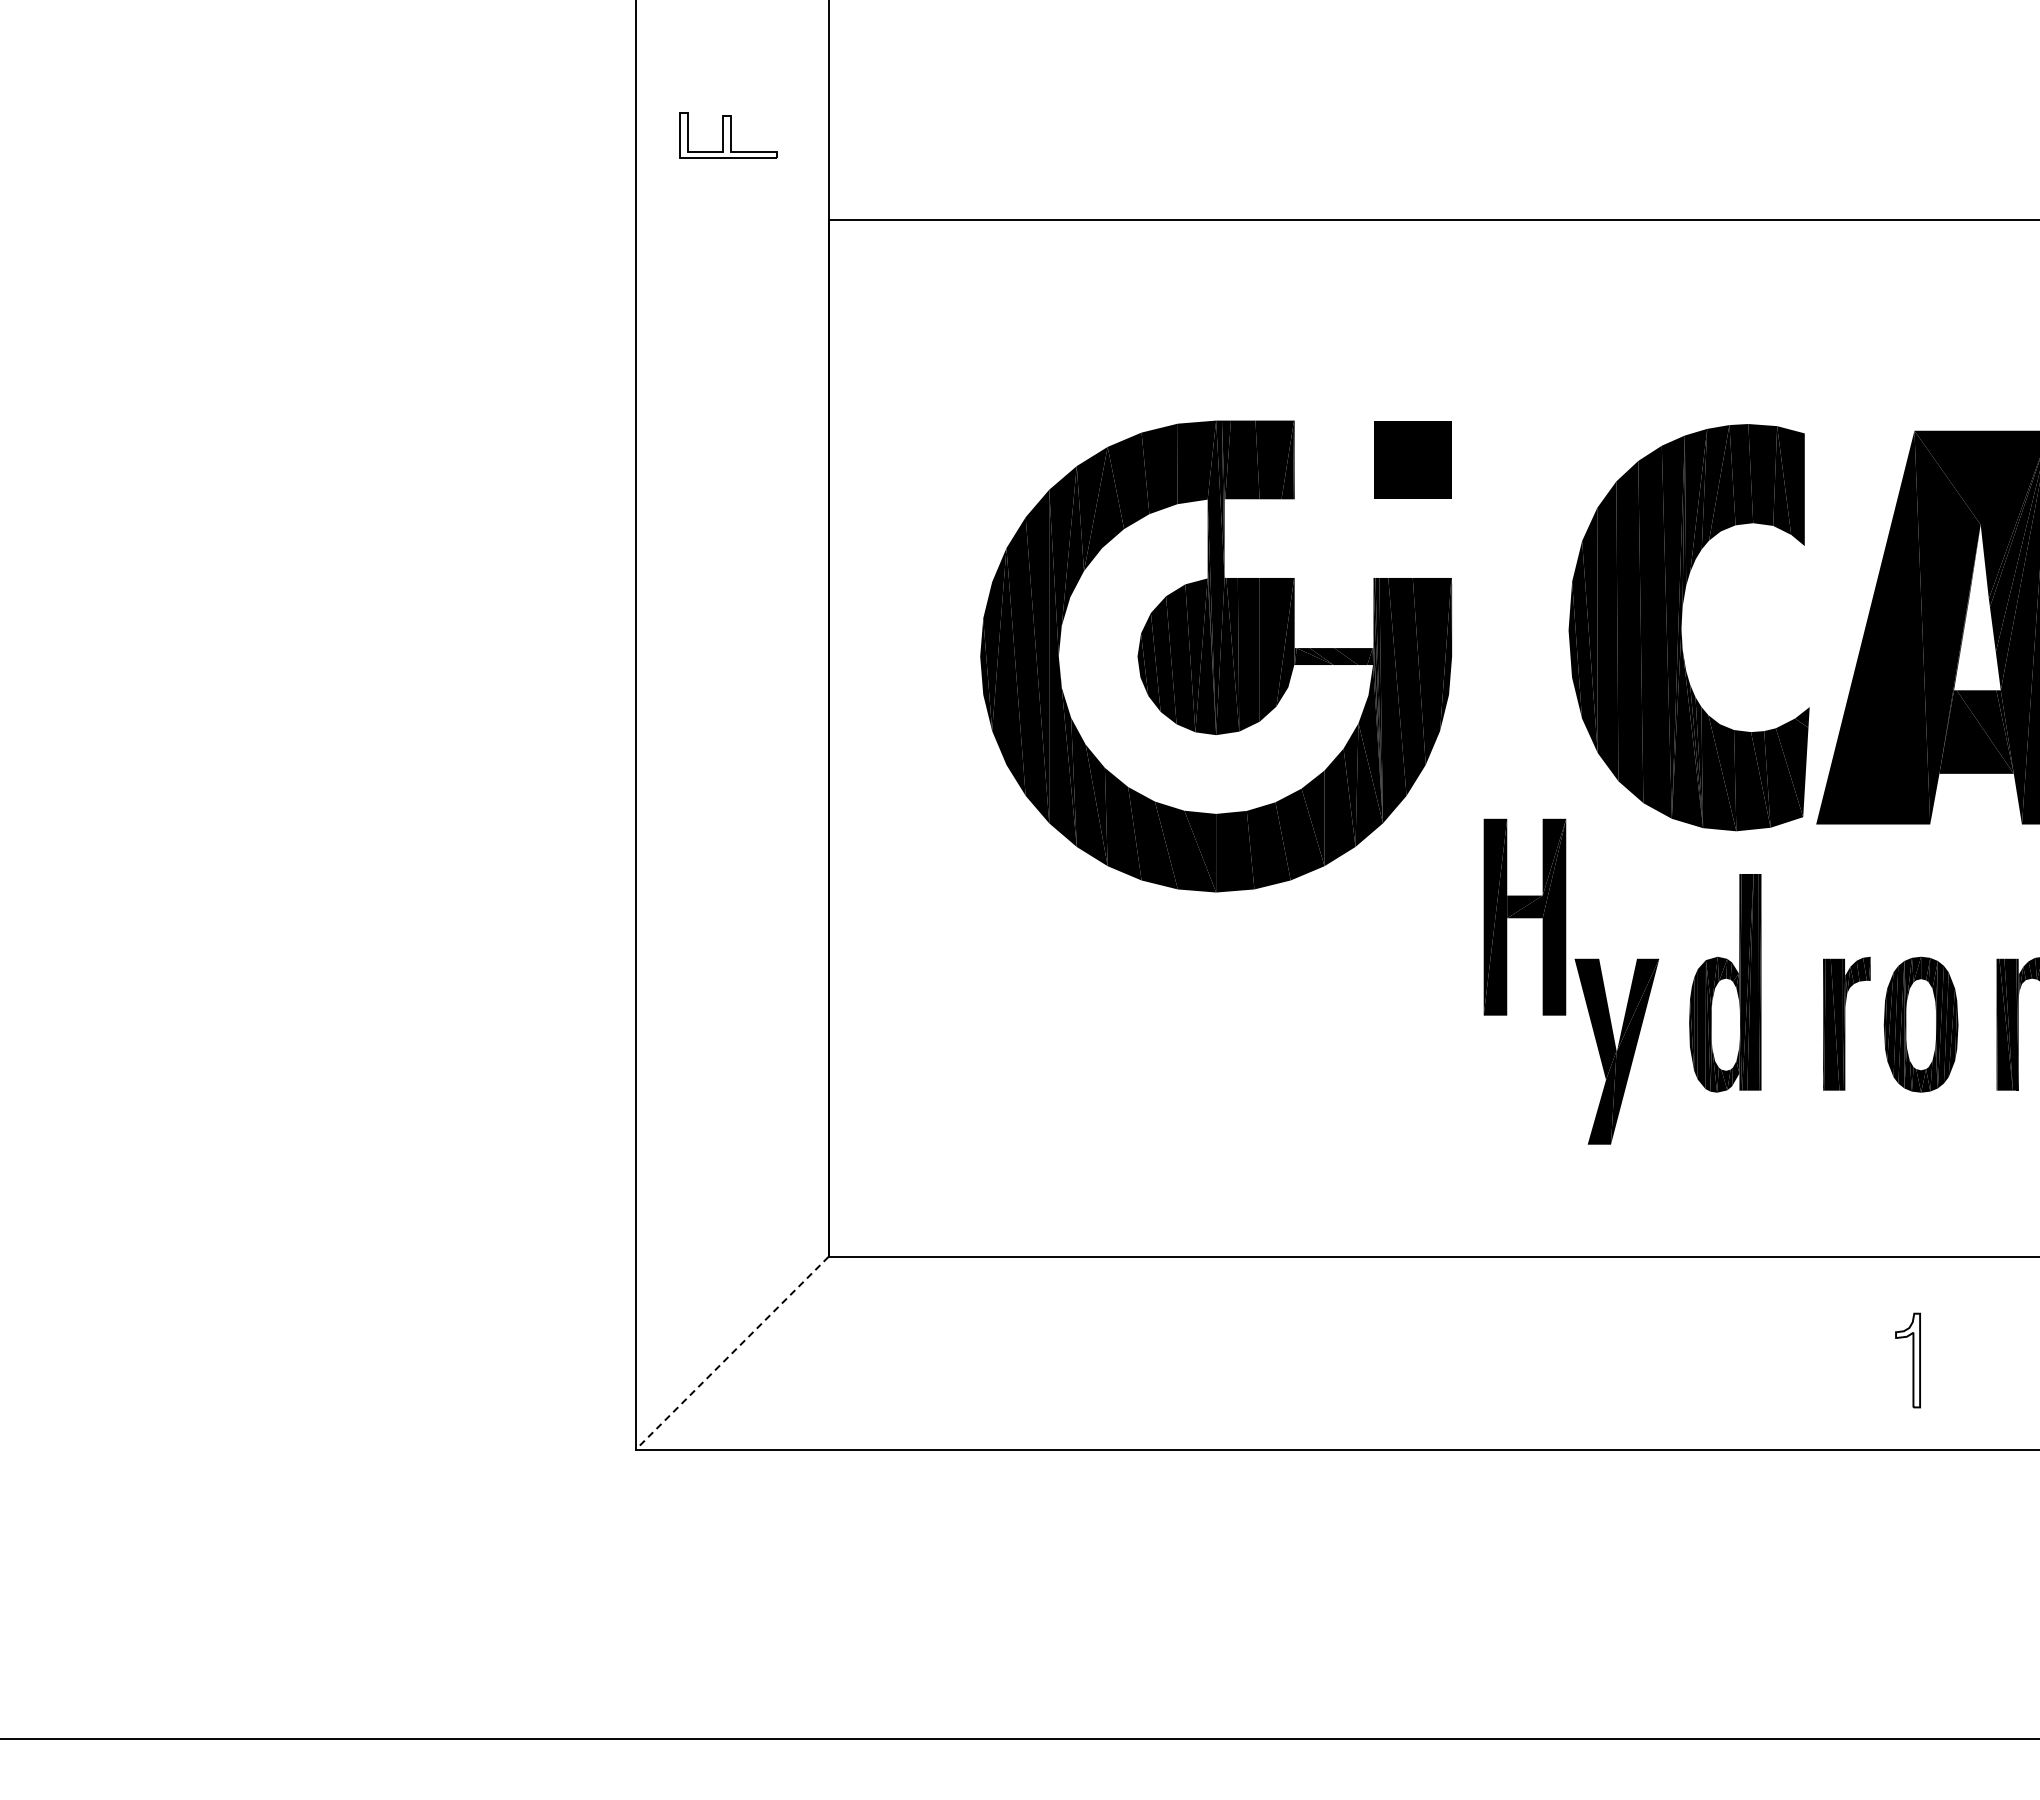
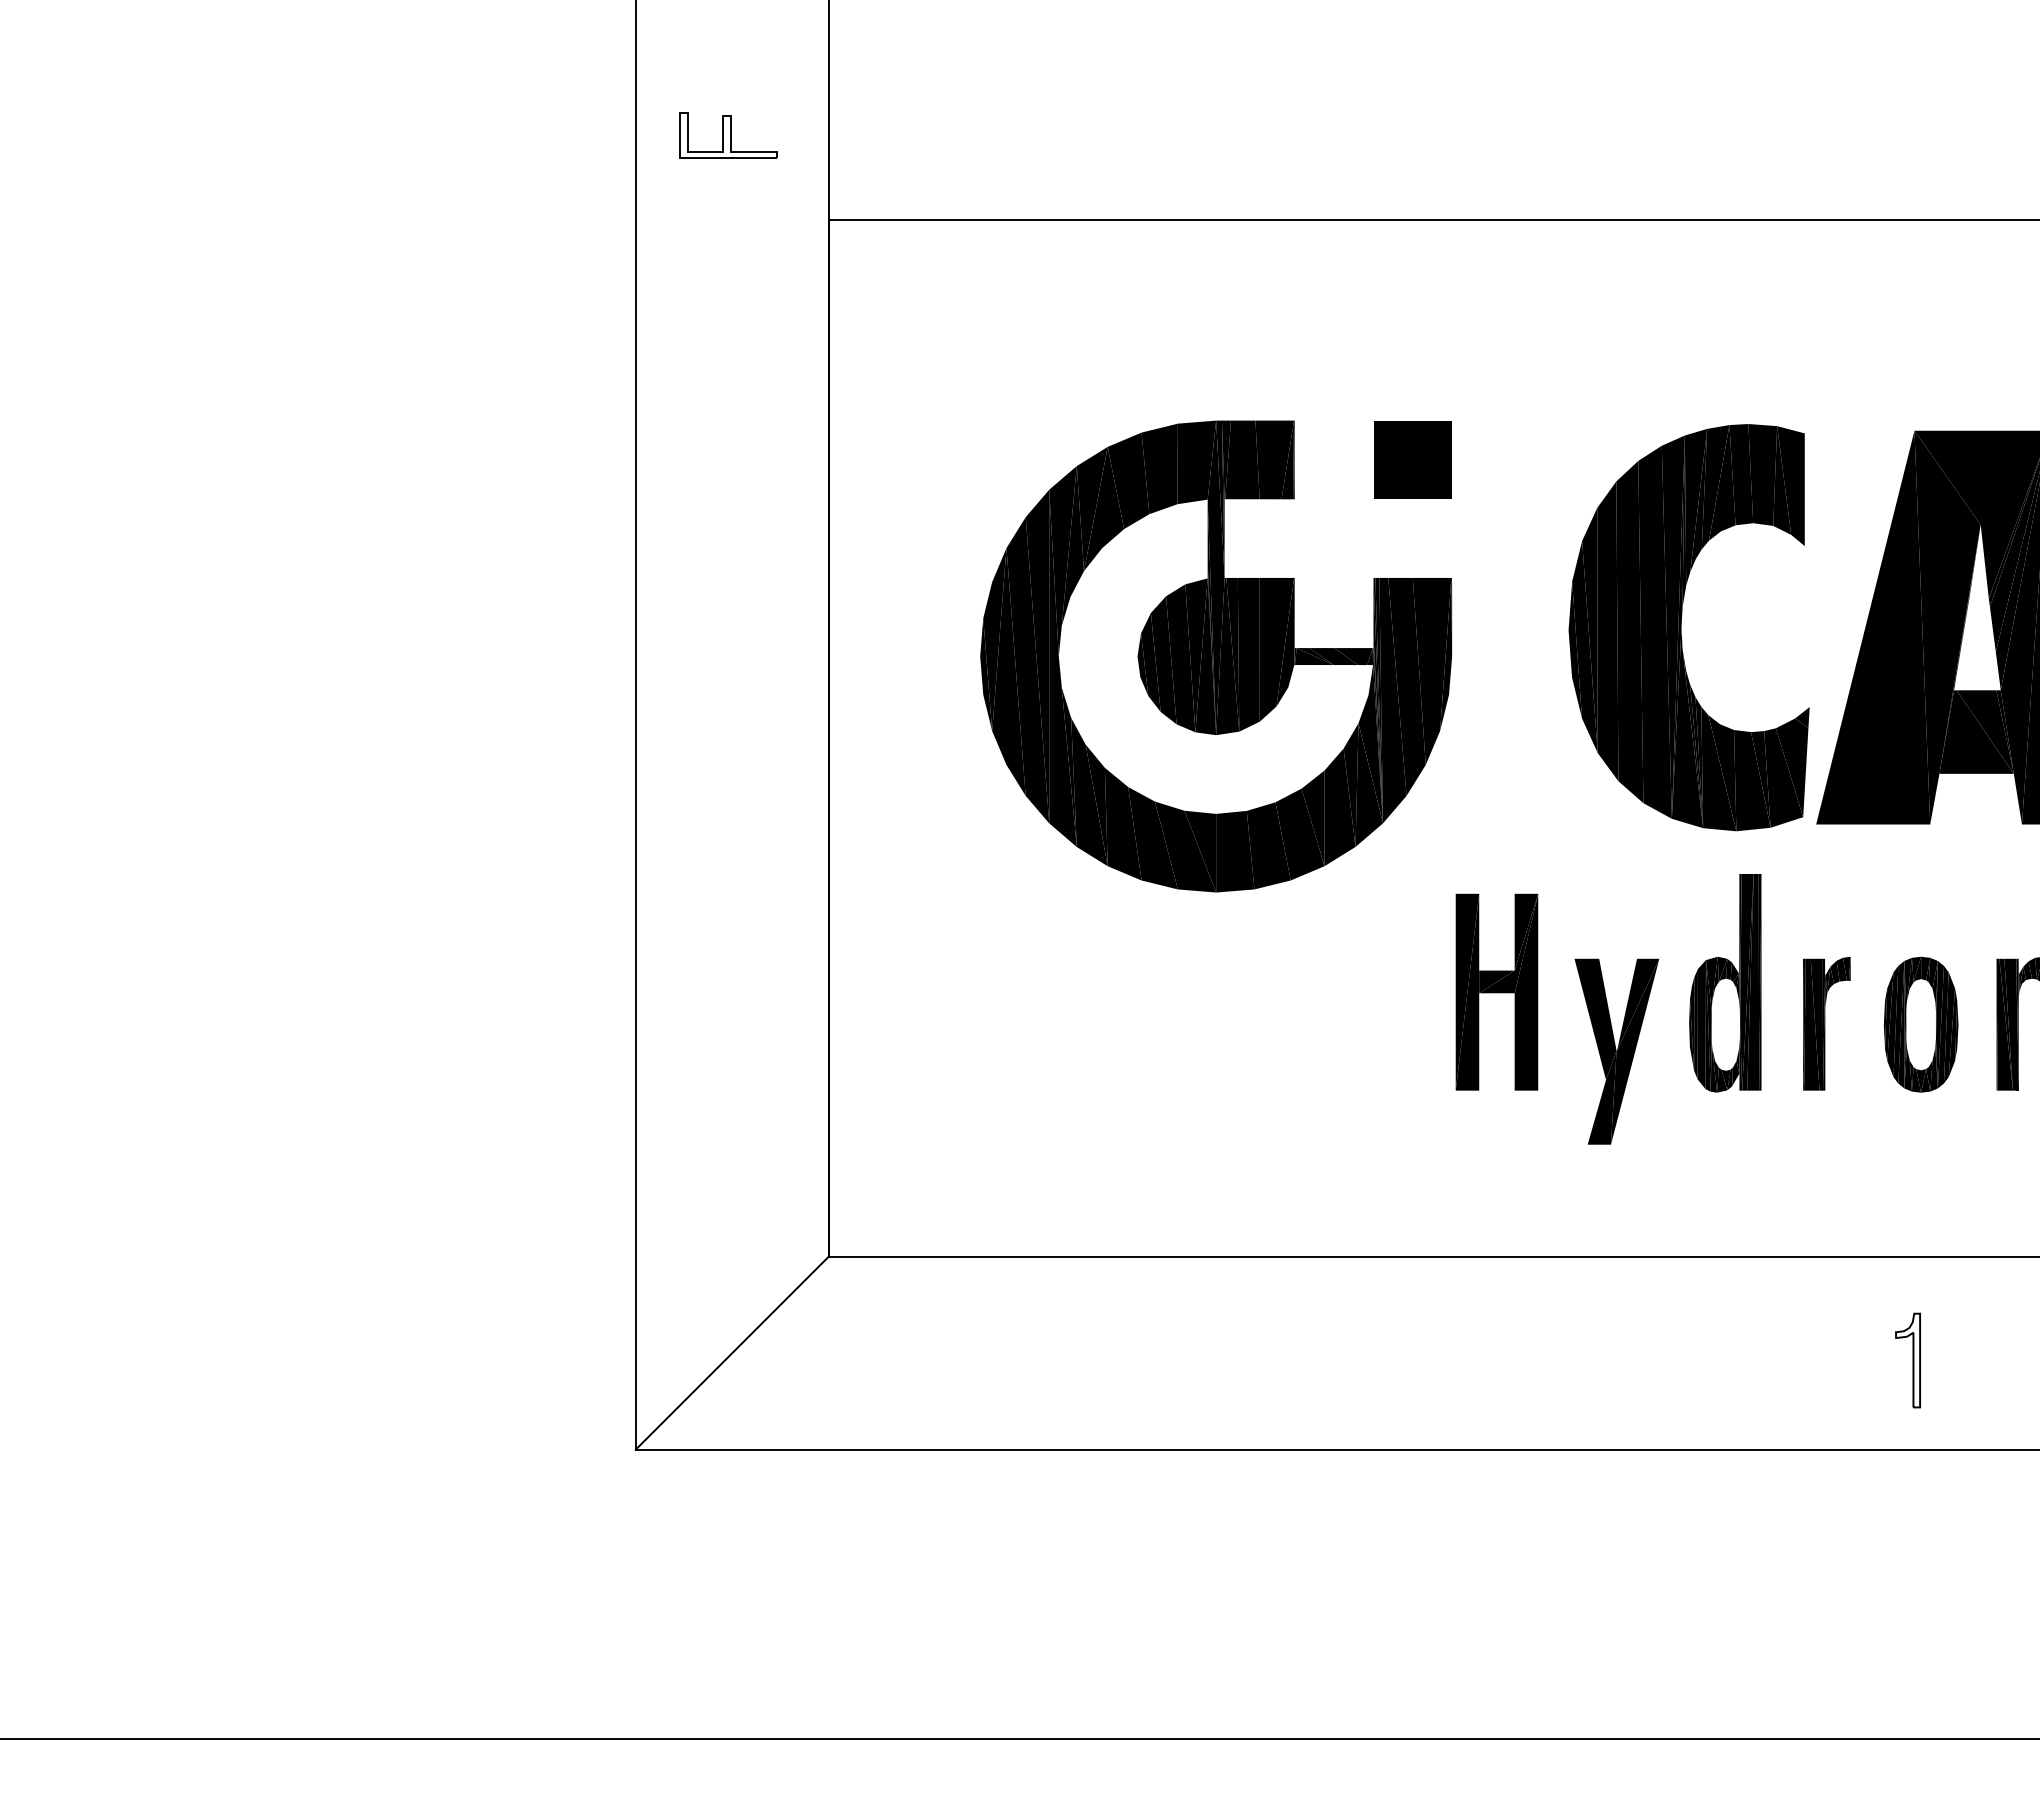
part position: (1524, 916) -> (1496, 991) (1496, 991)
part position: (1846, 1023) -> (1826, 1023) (1826, 1023)
line: dashed -> solid (731, 1353)
